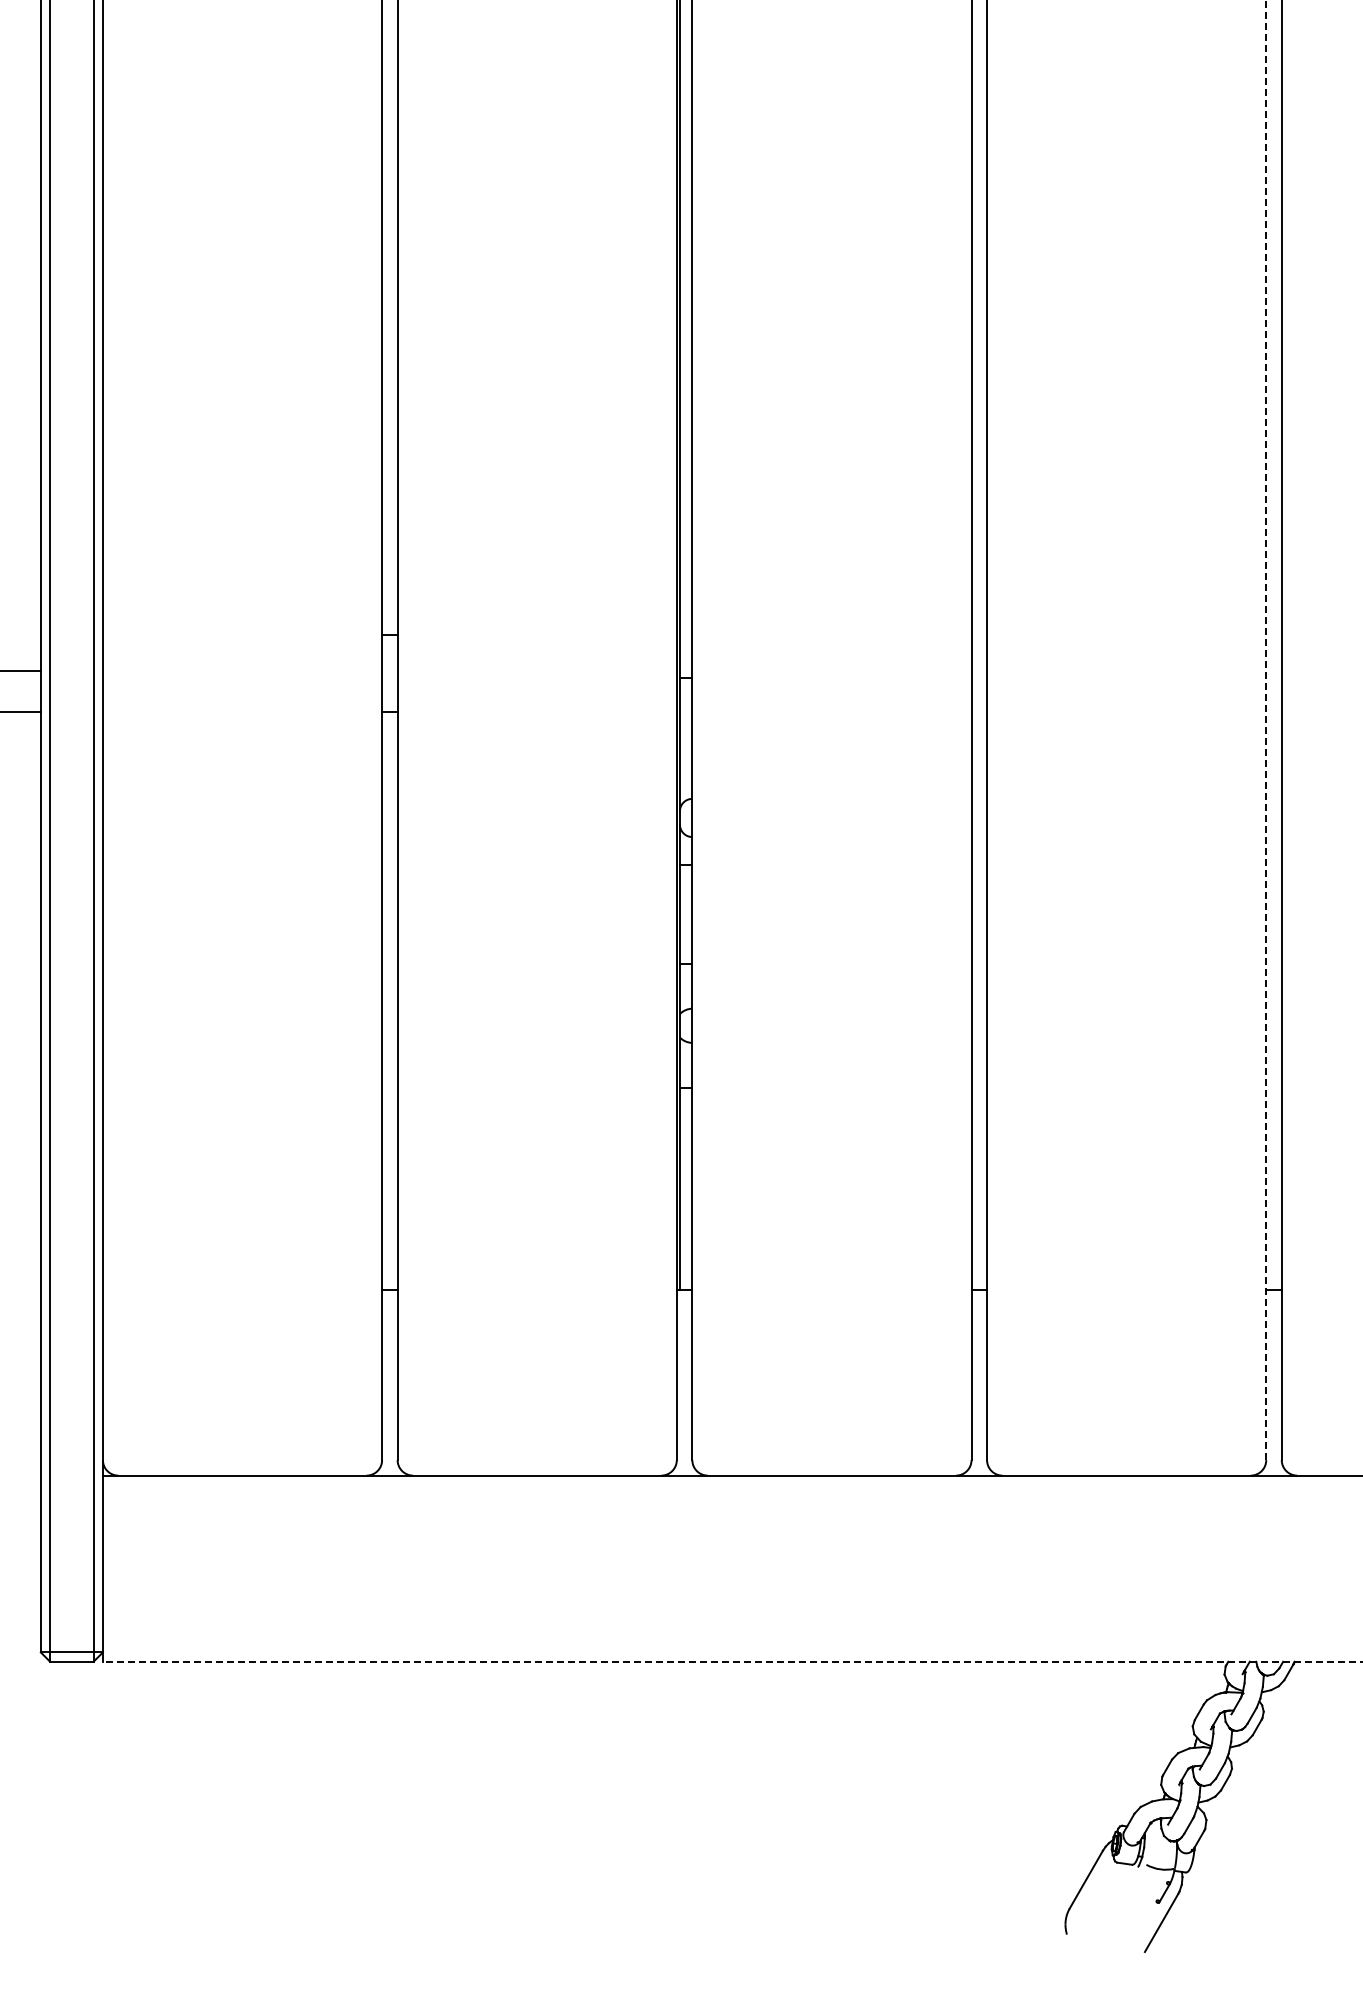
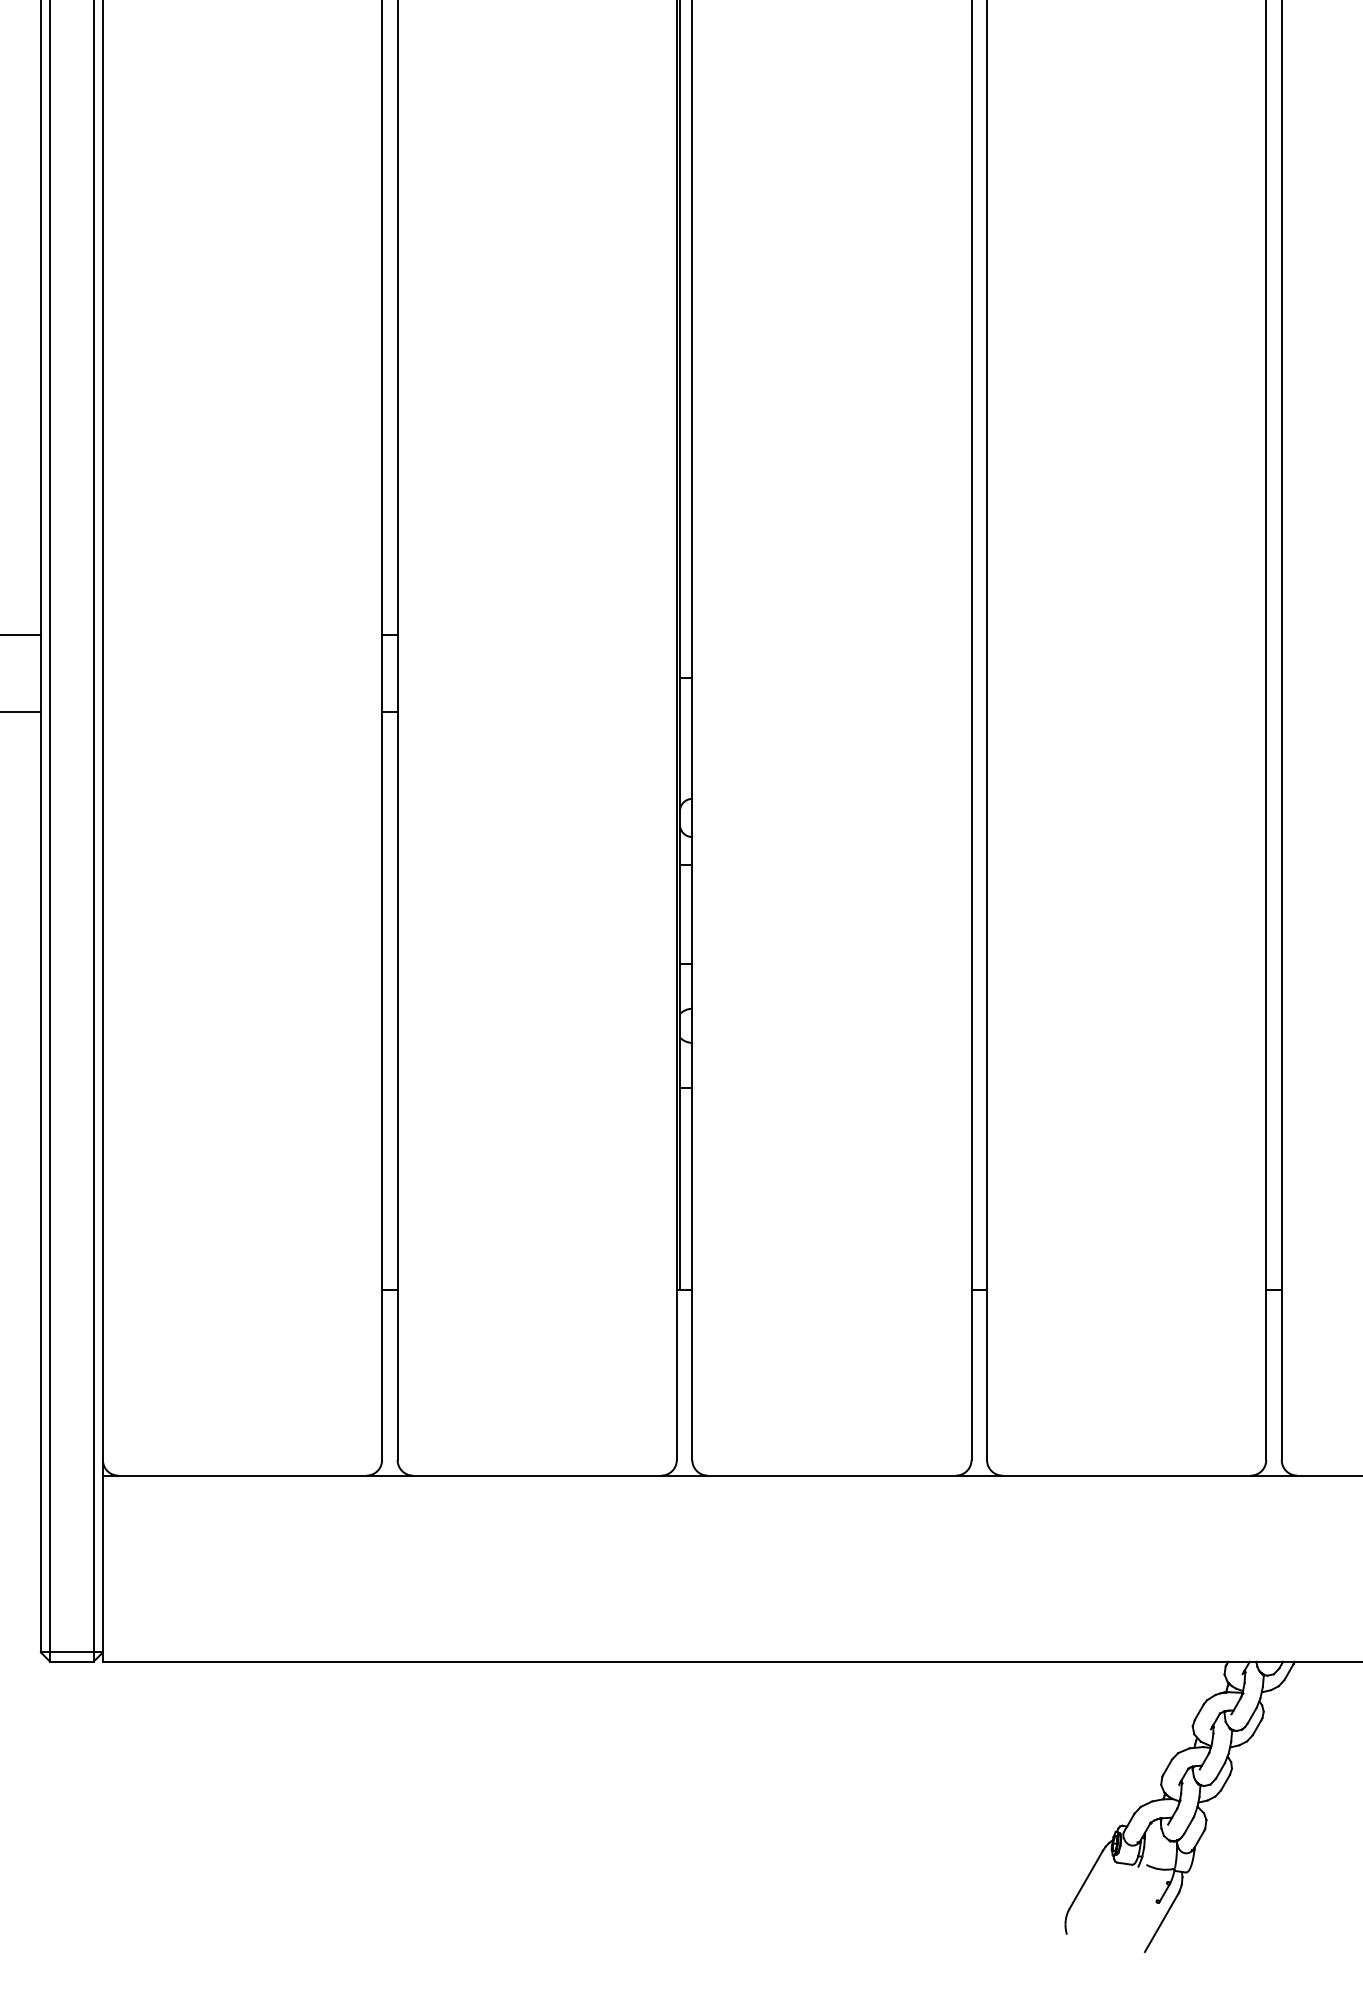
line position: (21, 670) -> (21, 634) (21, 634)
line: dashed -> solid (1266, 730)
line: dashed -> solid (732, 1661)
